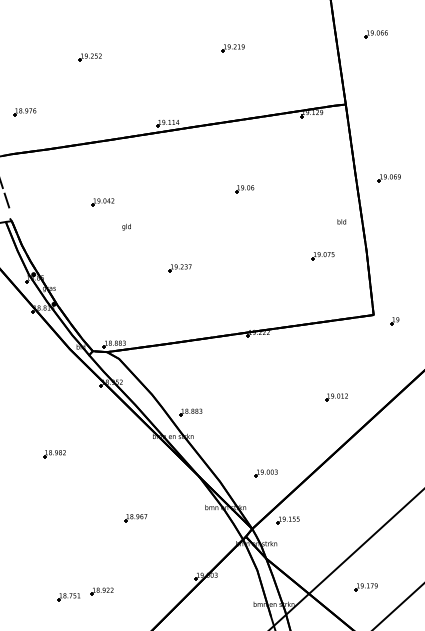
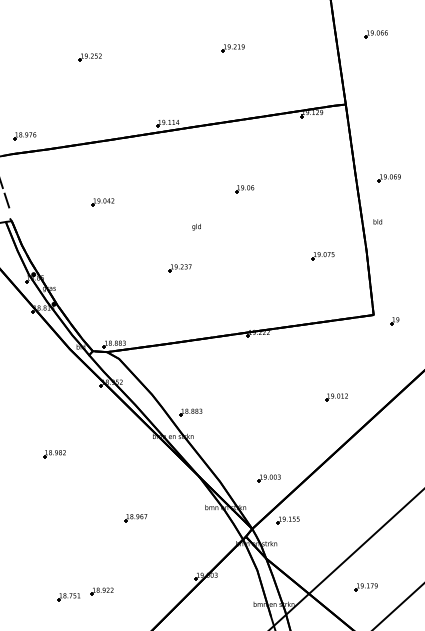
part position: (24, 112) -> (24, 136) (24, 136)
text position: (341, 221) -> (377, 221) (377, 221)
text position: (126, 227) -> (196, 227) (196, 227)
part position: (265, 473) -> (268, 478) (268, 478)
